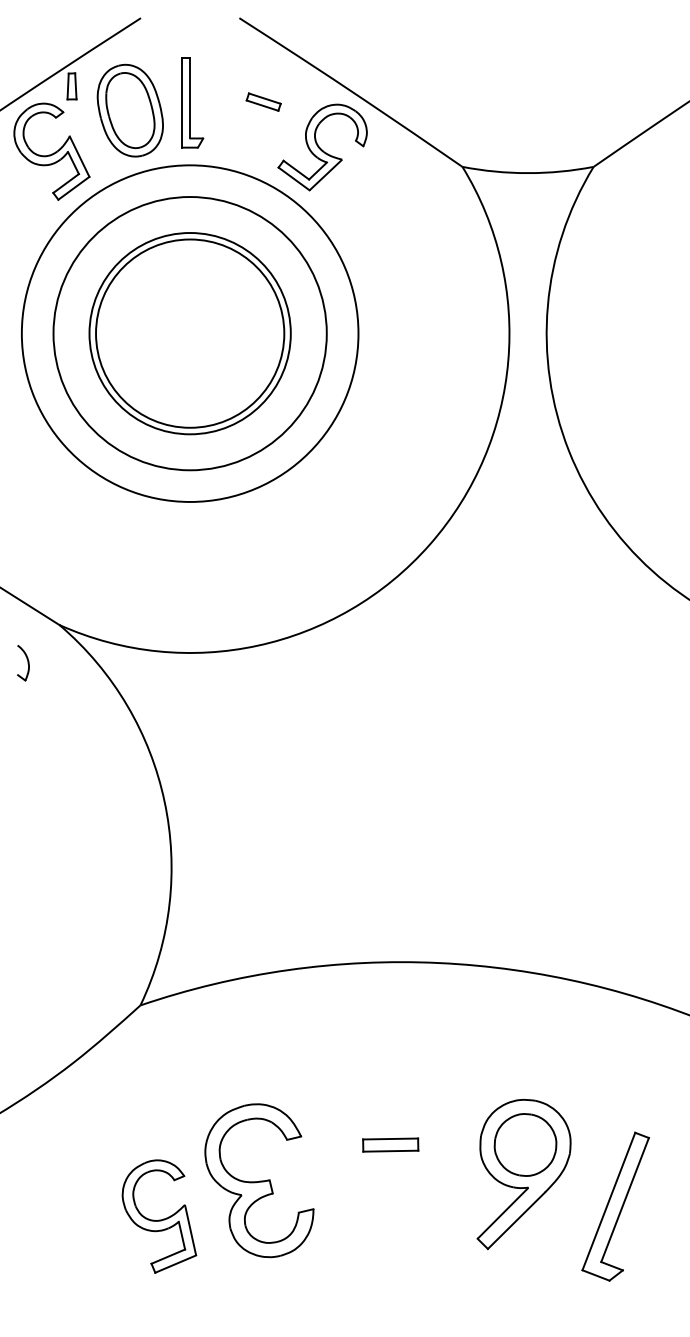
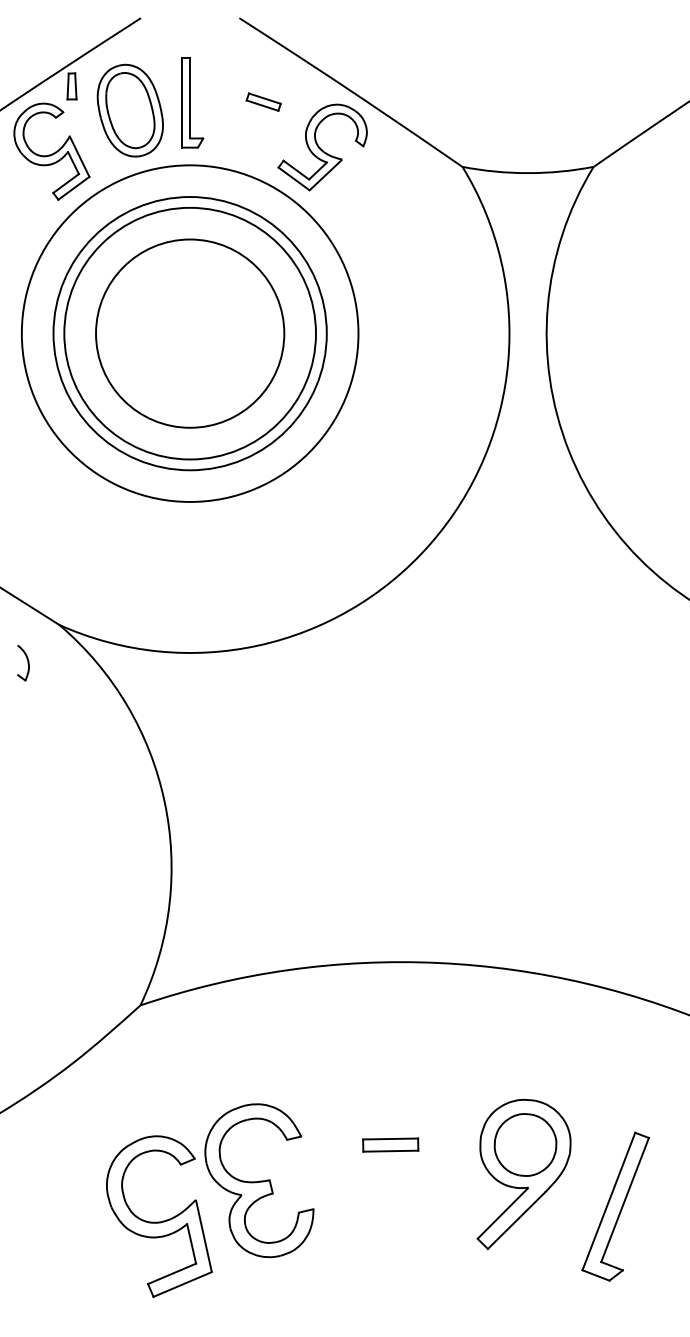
circle diameter: 201 px -> 252 px (189, 333)
part size: 77x115 px -> 107x163 px (159, 1216)
